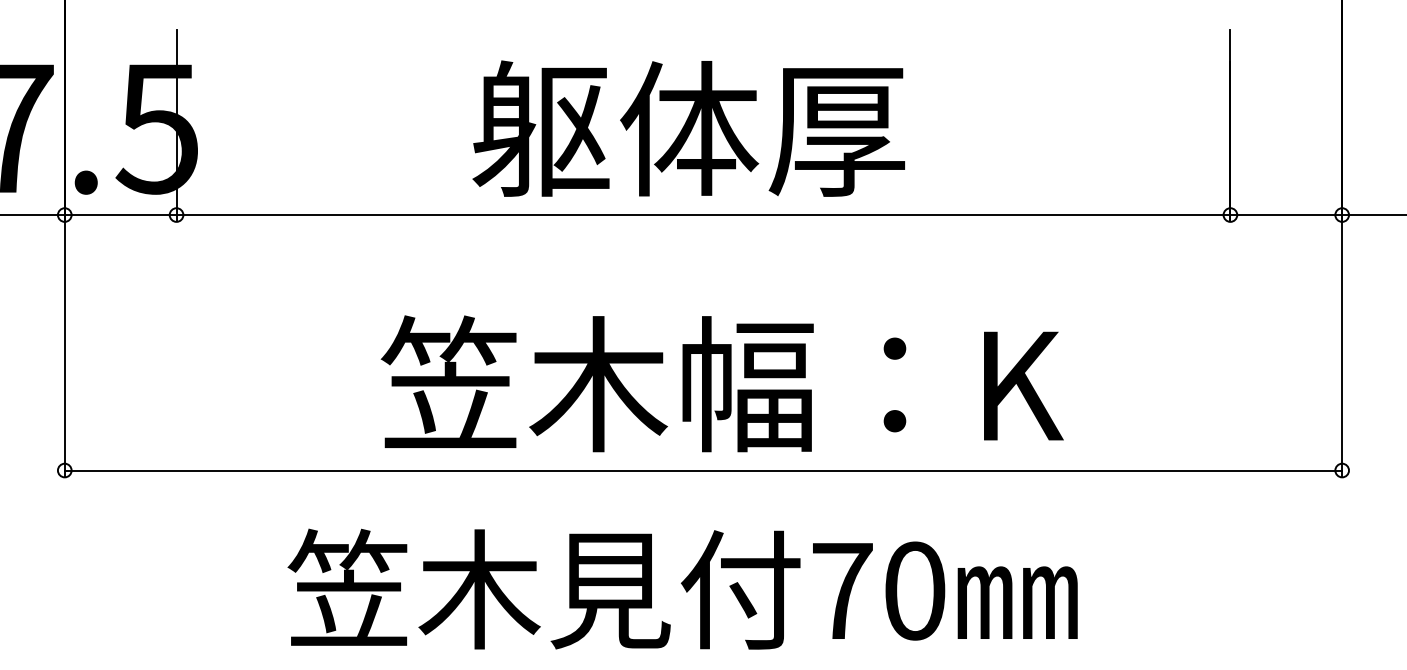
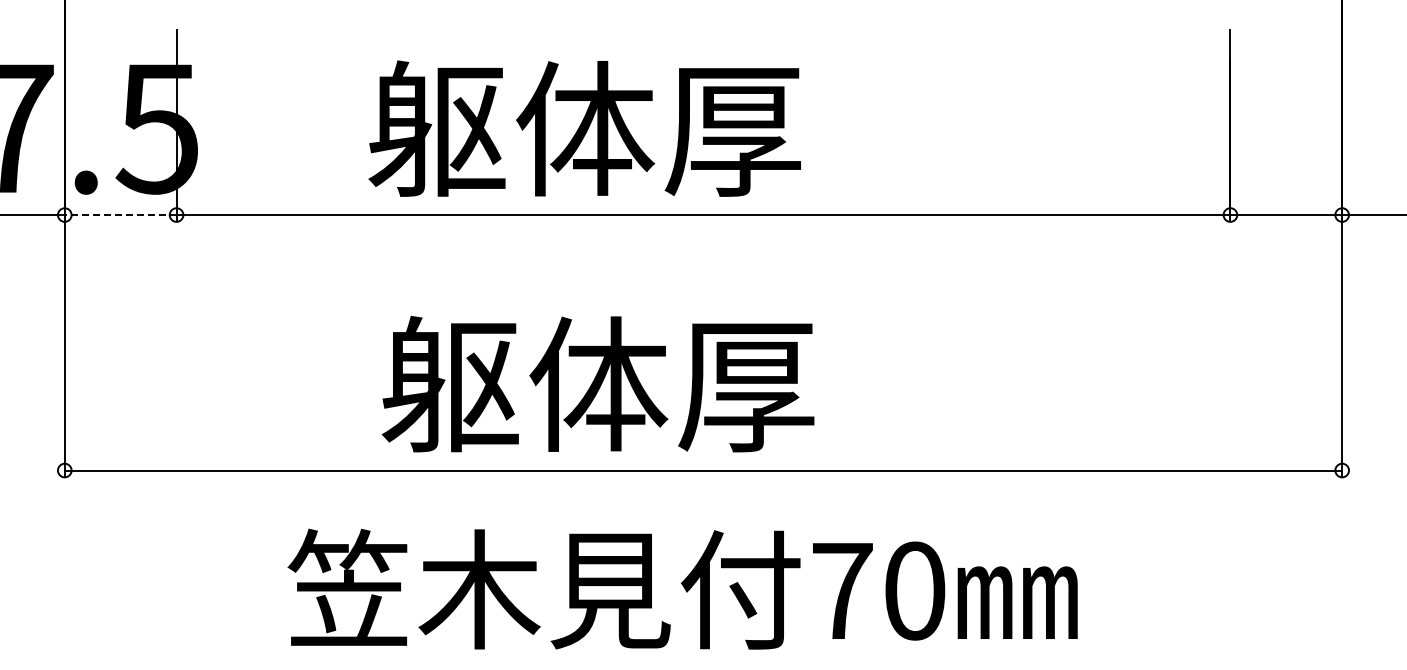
text position: (688, 128) -> (584, 128) (584, 128)
line: solid -> dashed (120, 215)
text: 笠木幅：K -> 躯体厚 (721, 383)
